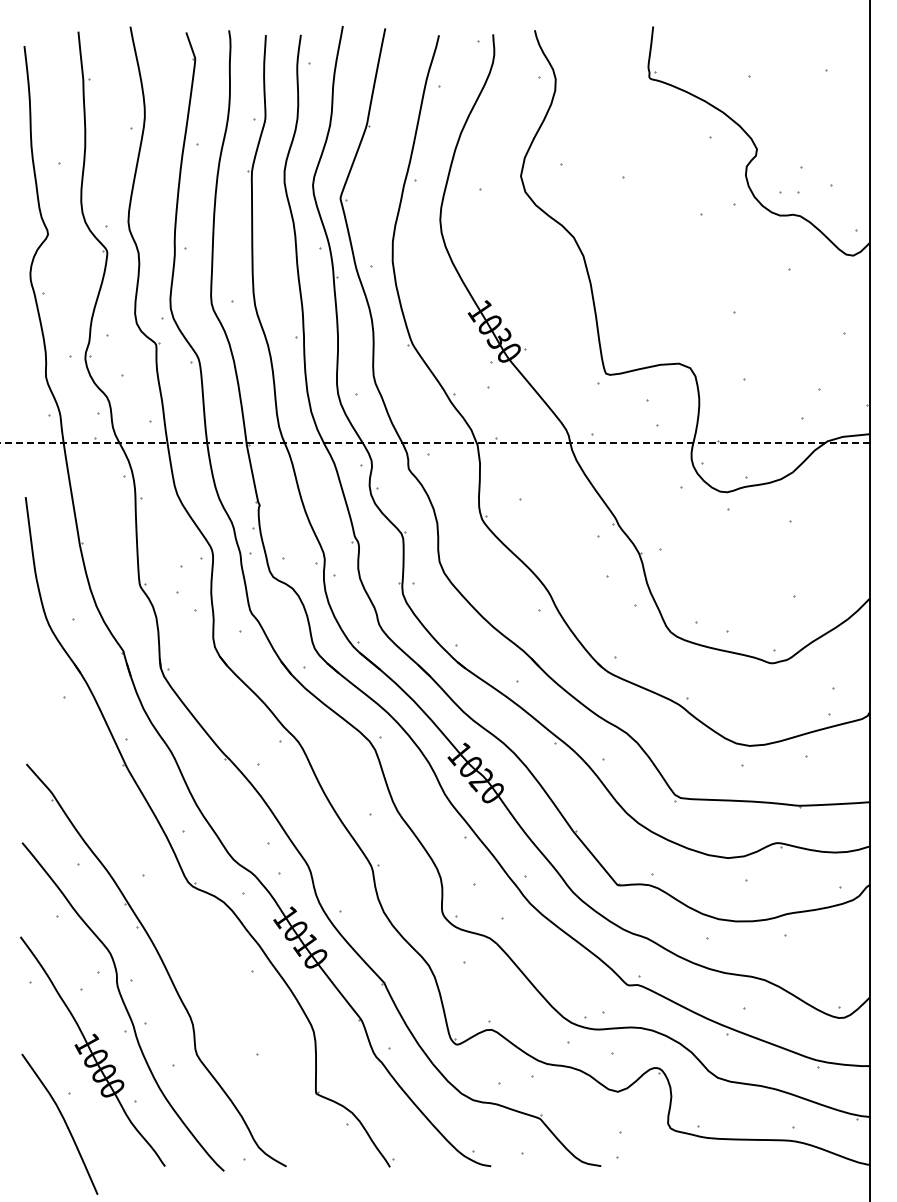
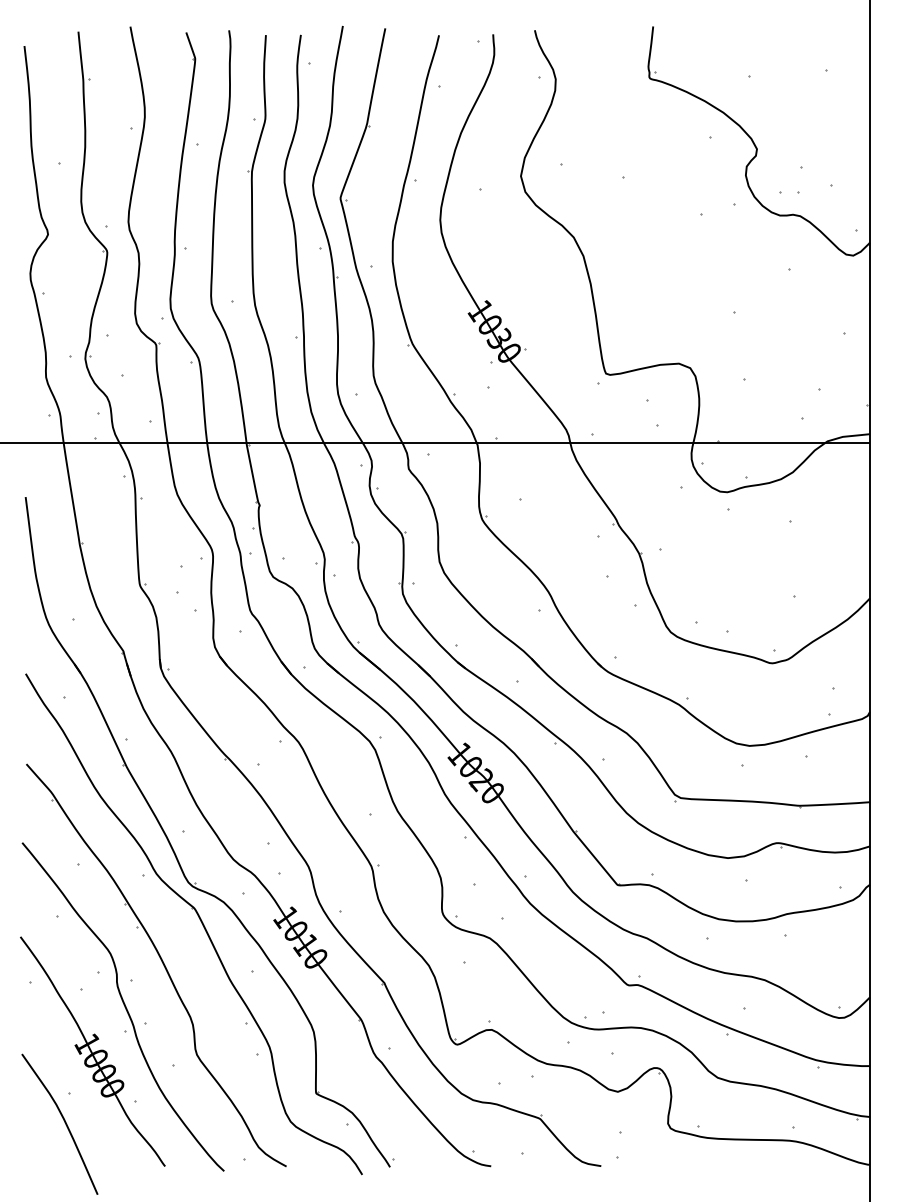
line: dashed -> solid (435, 443)
part: none -> present (200, 921)
